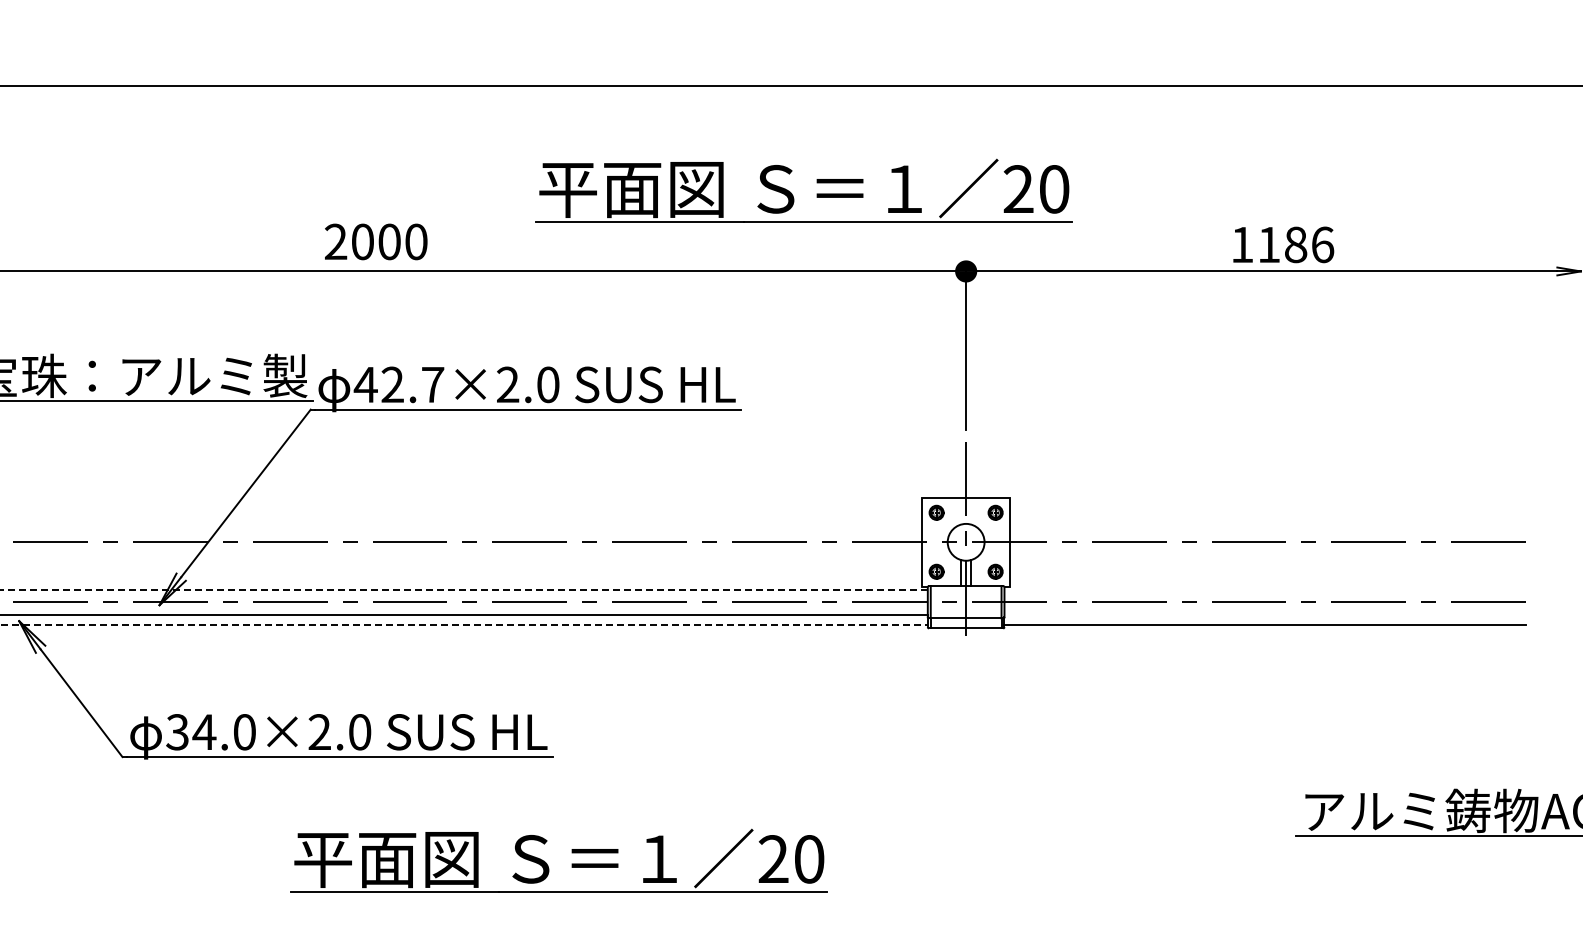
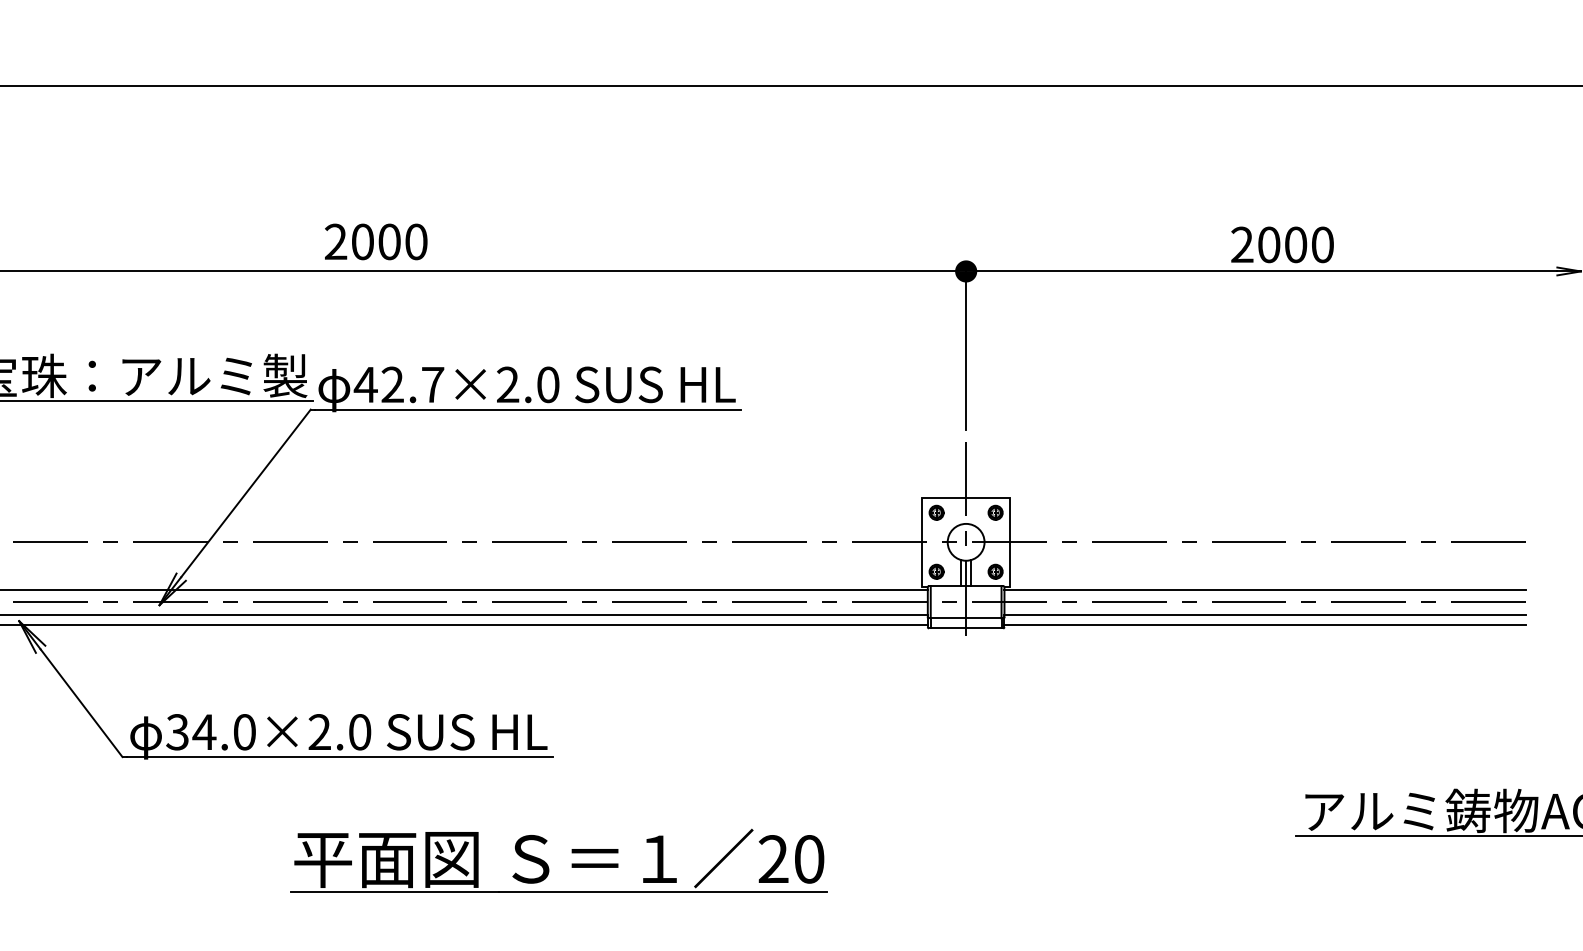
part: present -> none (793, 195)
text: 1186 -> 2000 (1282, 244)
line: dashed -> solid (463, 589)
line: none -> present (1265, 589)
line: none -> present (1265, 614)
line: dashed -> solid (464, 624)
